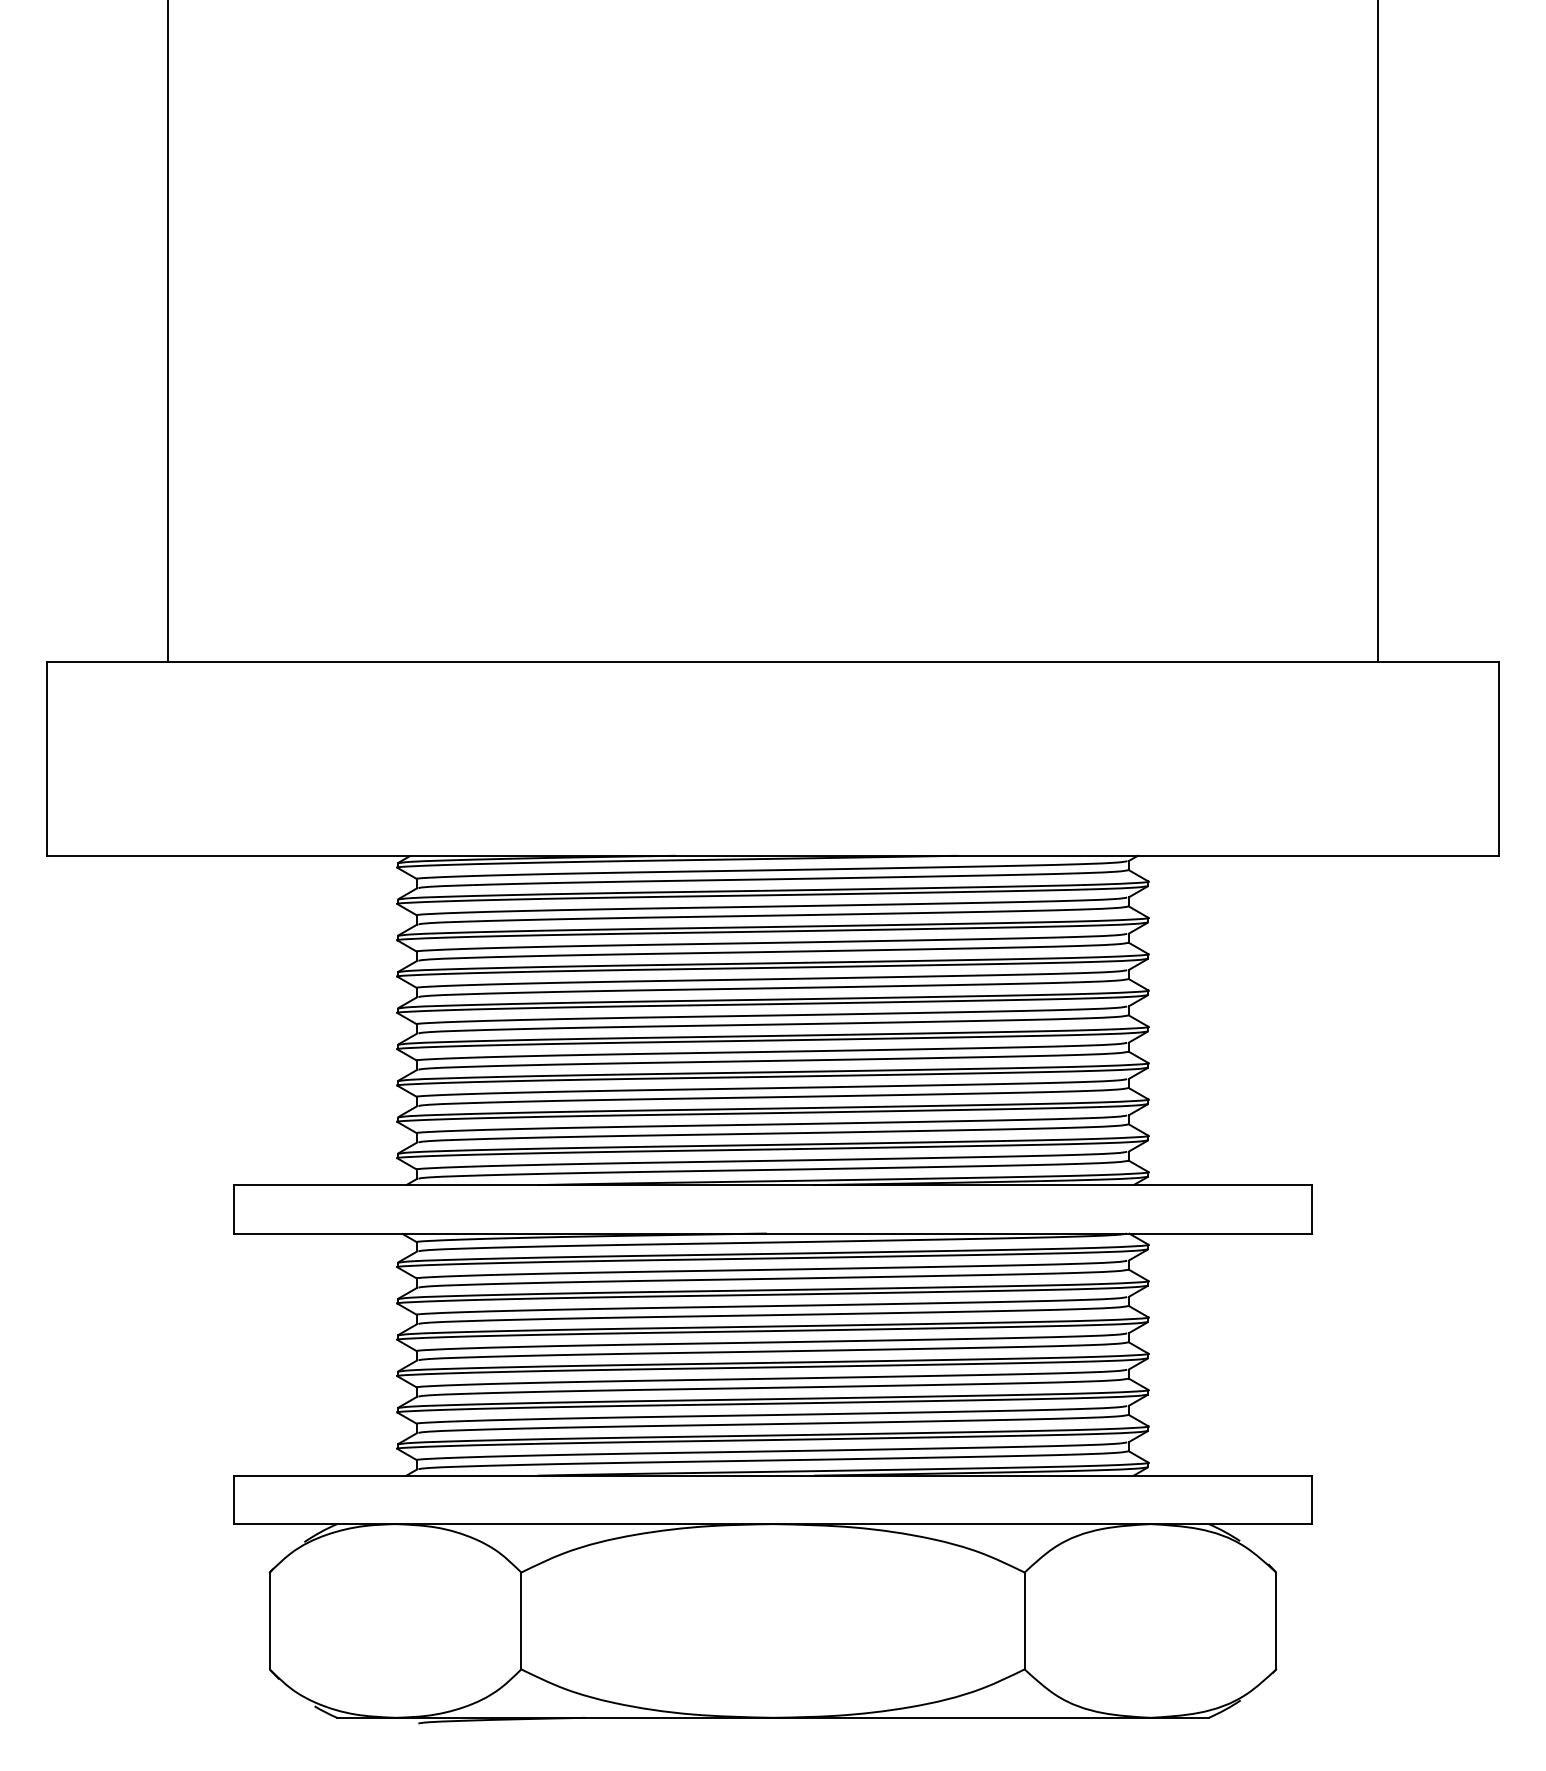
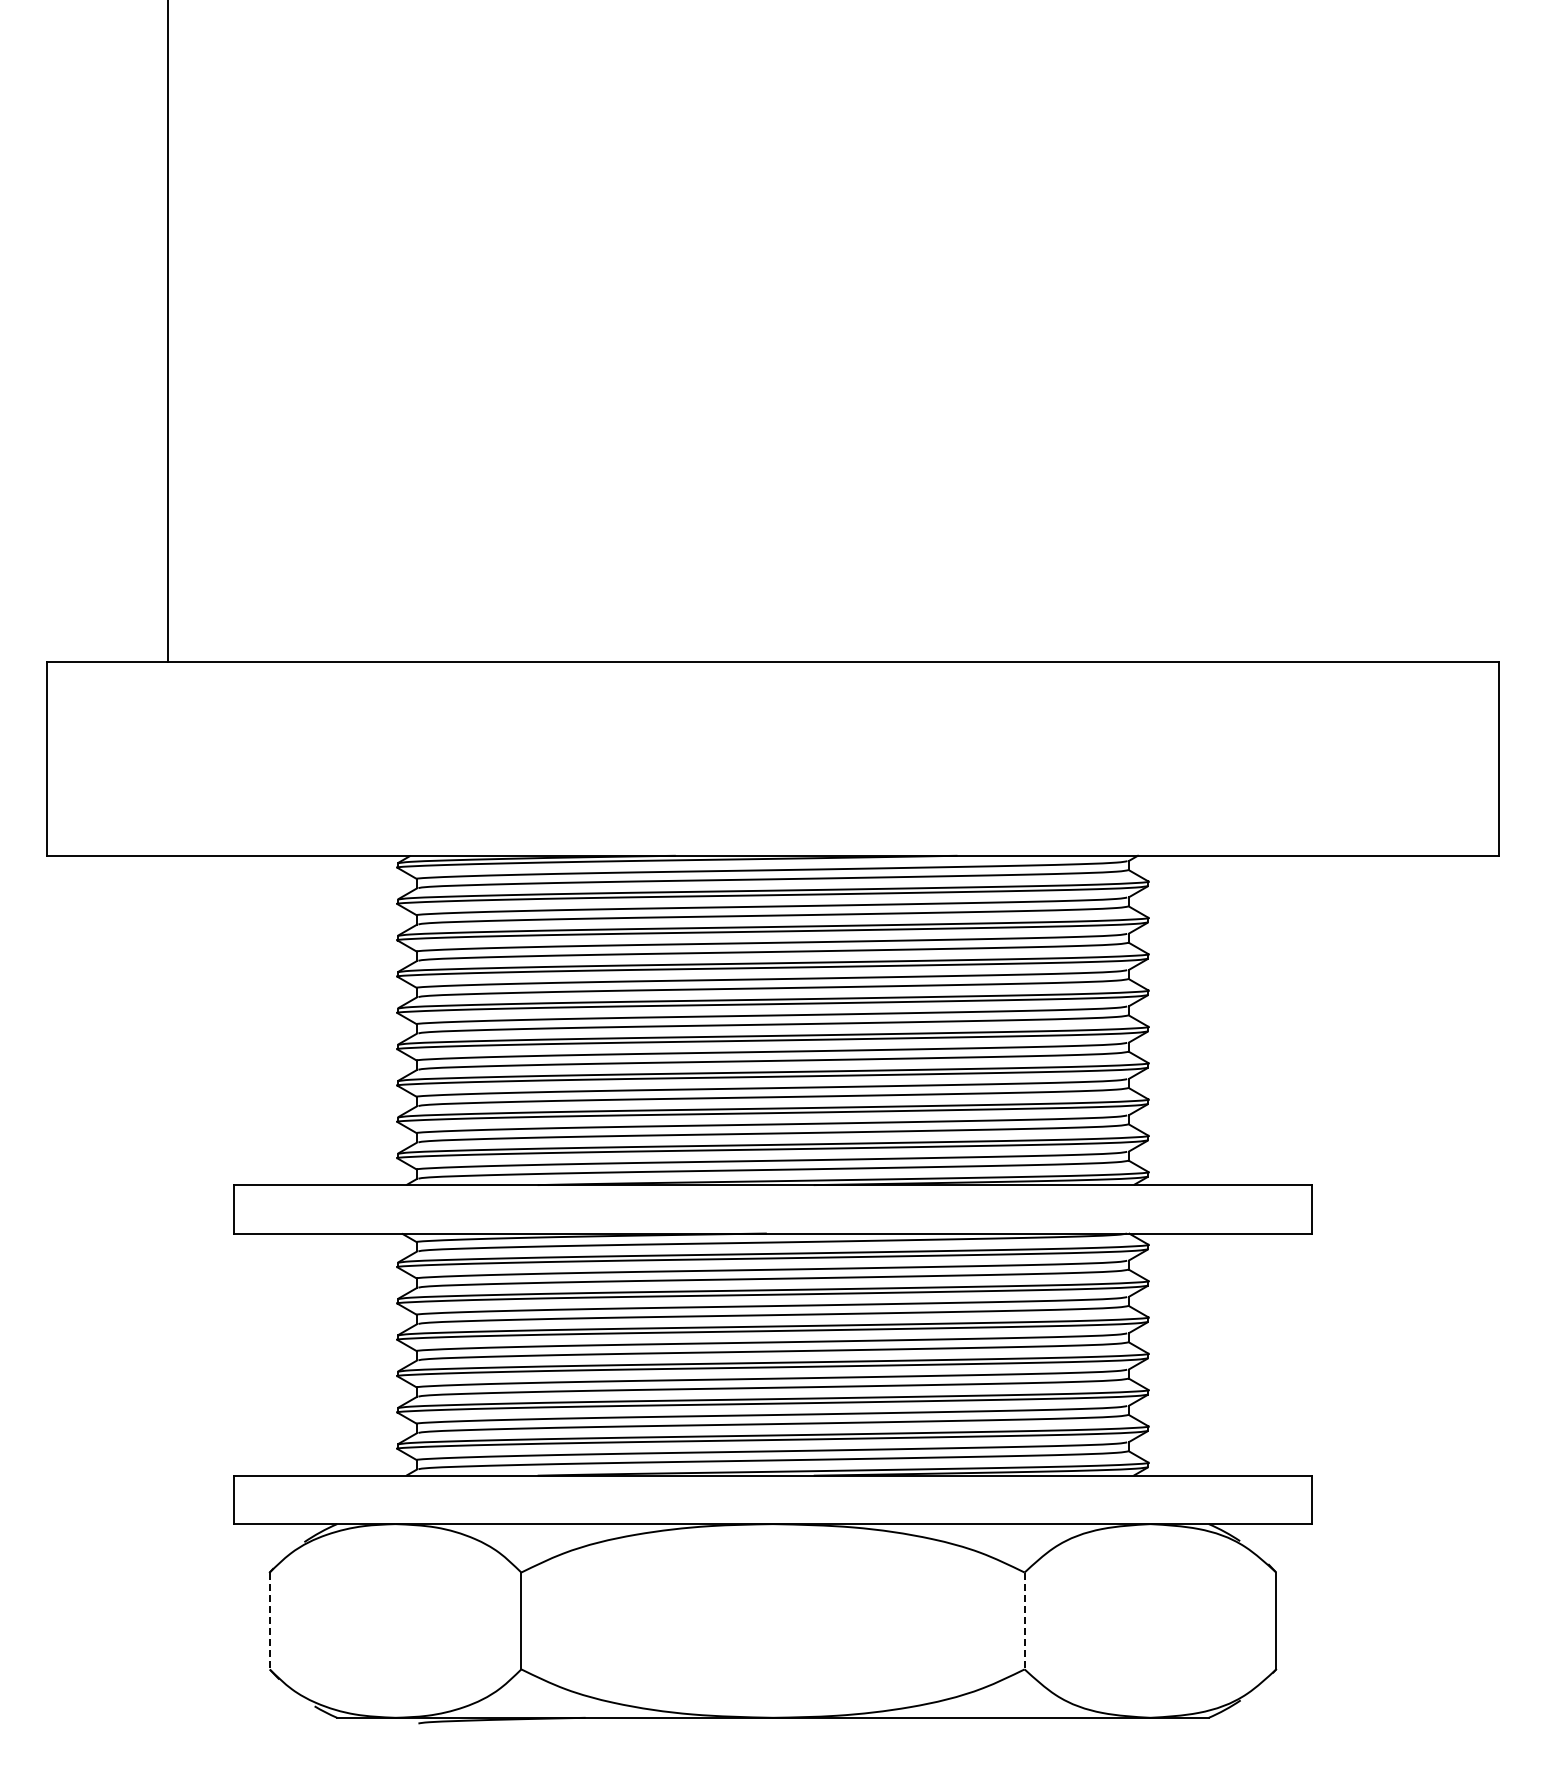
line: present -> none (1378, 332)
line: solid -> dashed (269, 1621)
line: solid -> dashed (1024, 1621)
